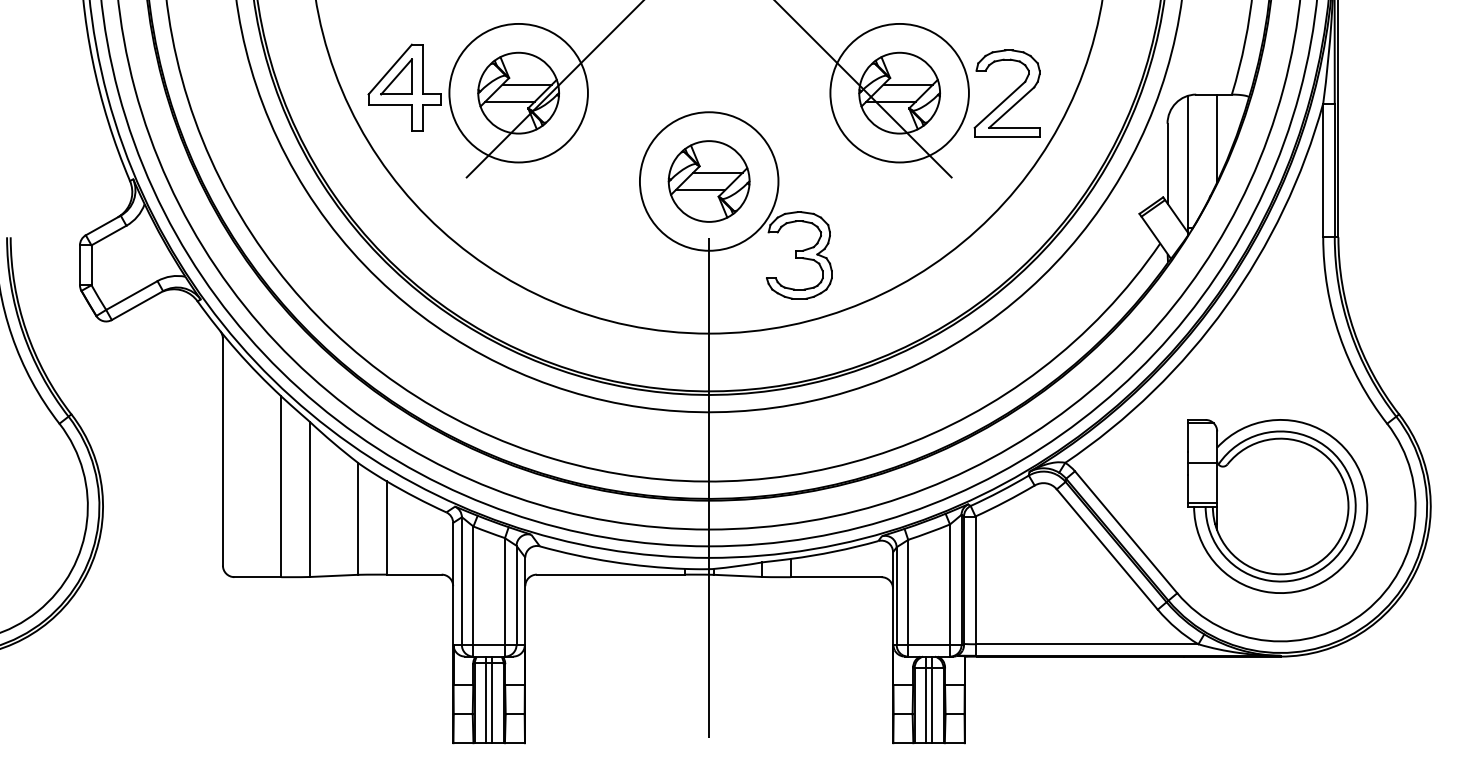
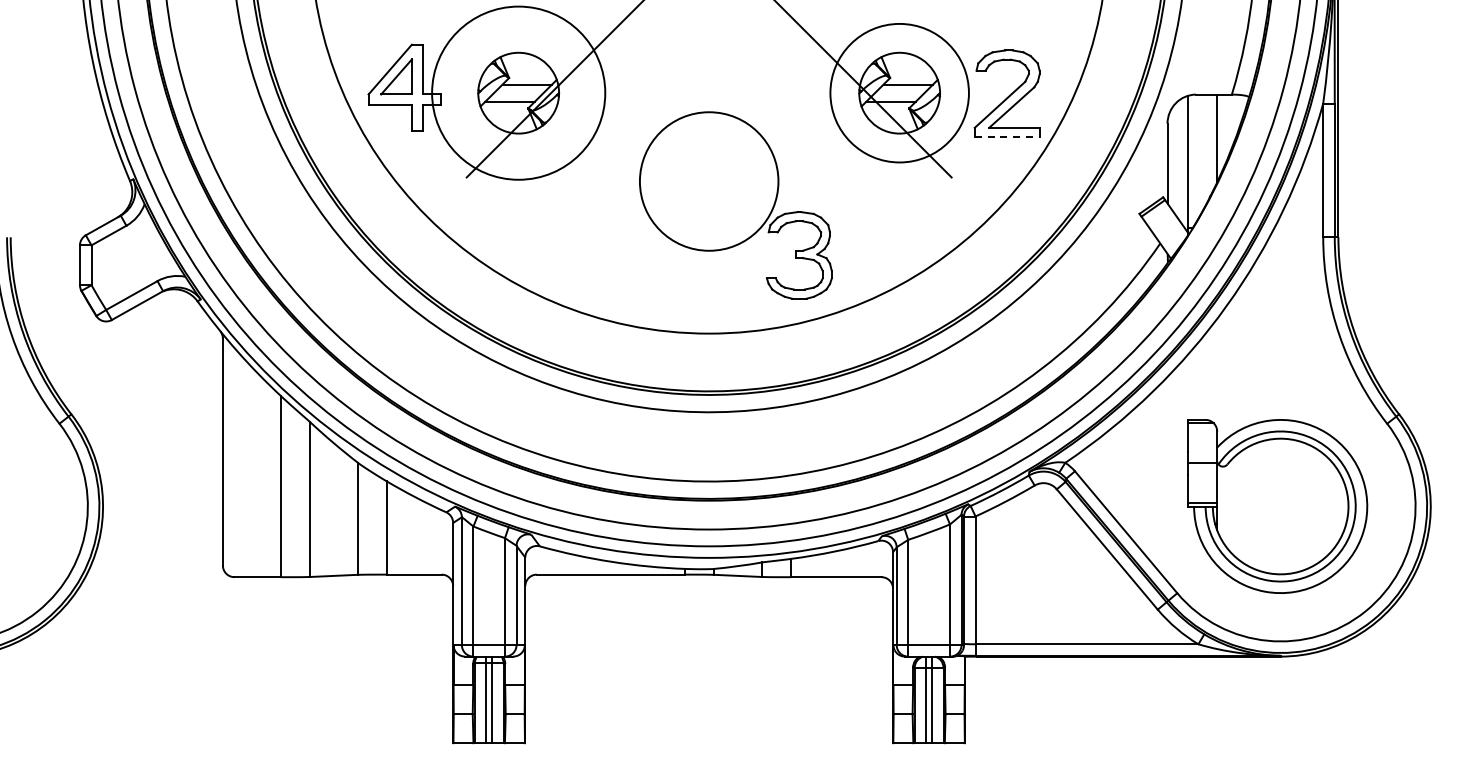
circle diameter: 139 px -> 173 px (518, 92)
line: solid -> dashed (1007, 137)
part: present -> none (708, 181)
line: present -> none (709, 500)
